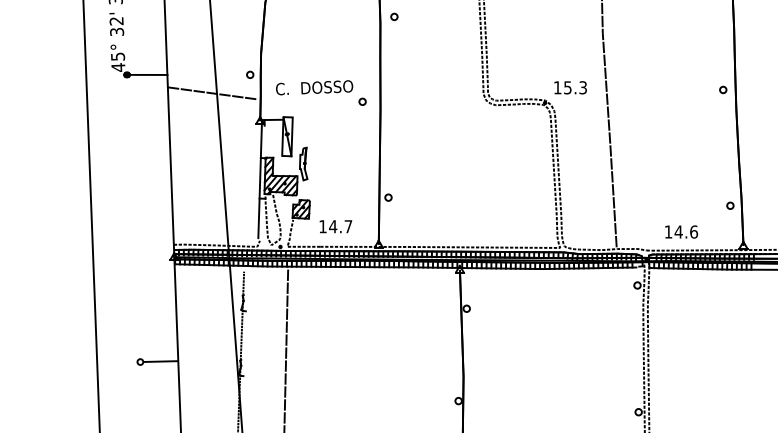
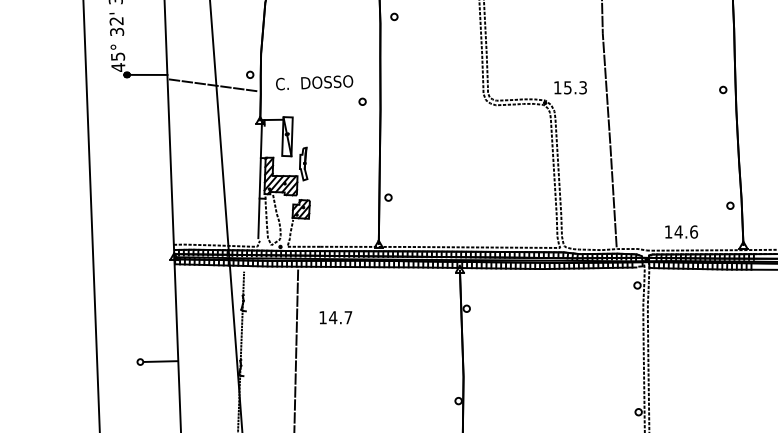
text position: (314, 87) -> (314, 82) (314, 82)
line position: (212, 93) -> (213, 85) (213, 85)
text position: (335, 226) -> (335, 317) (335, 317)
line position: (286, 348) -> (296, 348) (296, 348)
